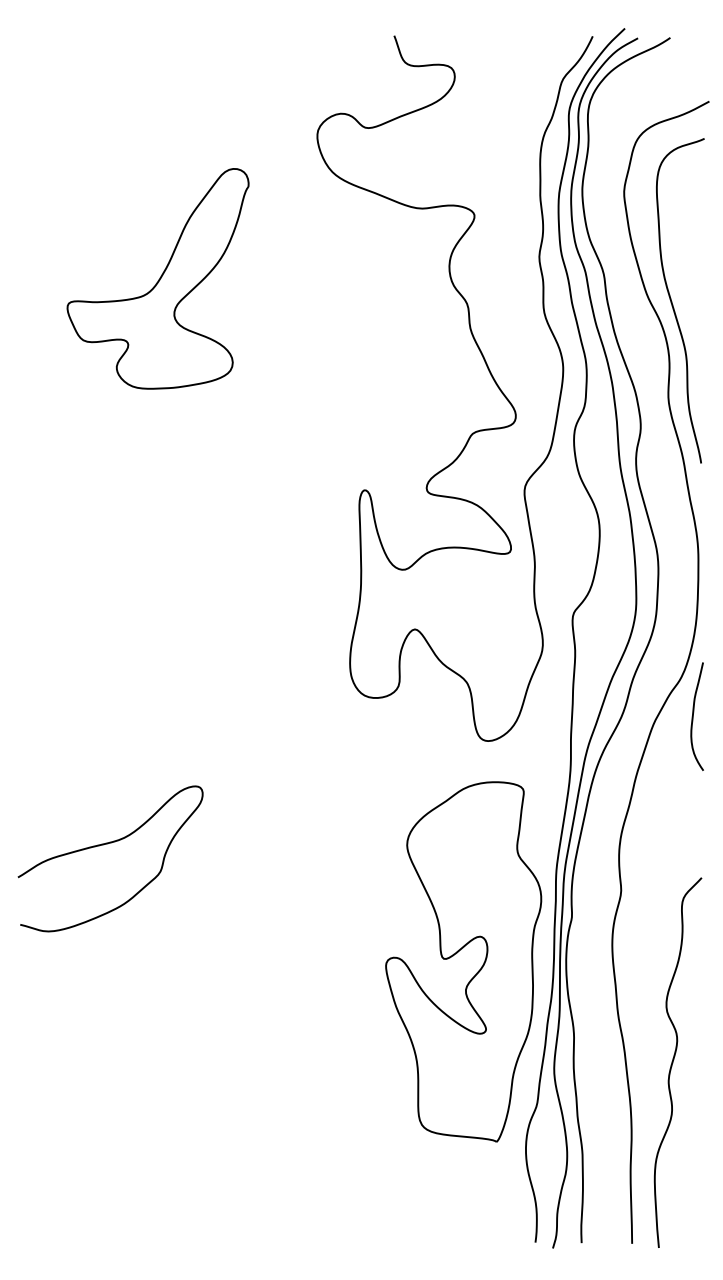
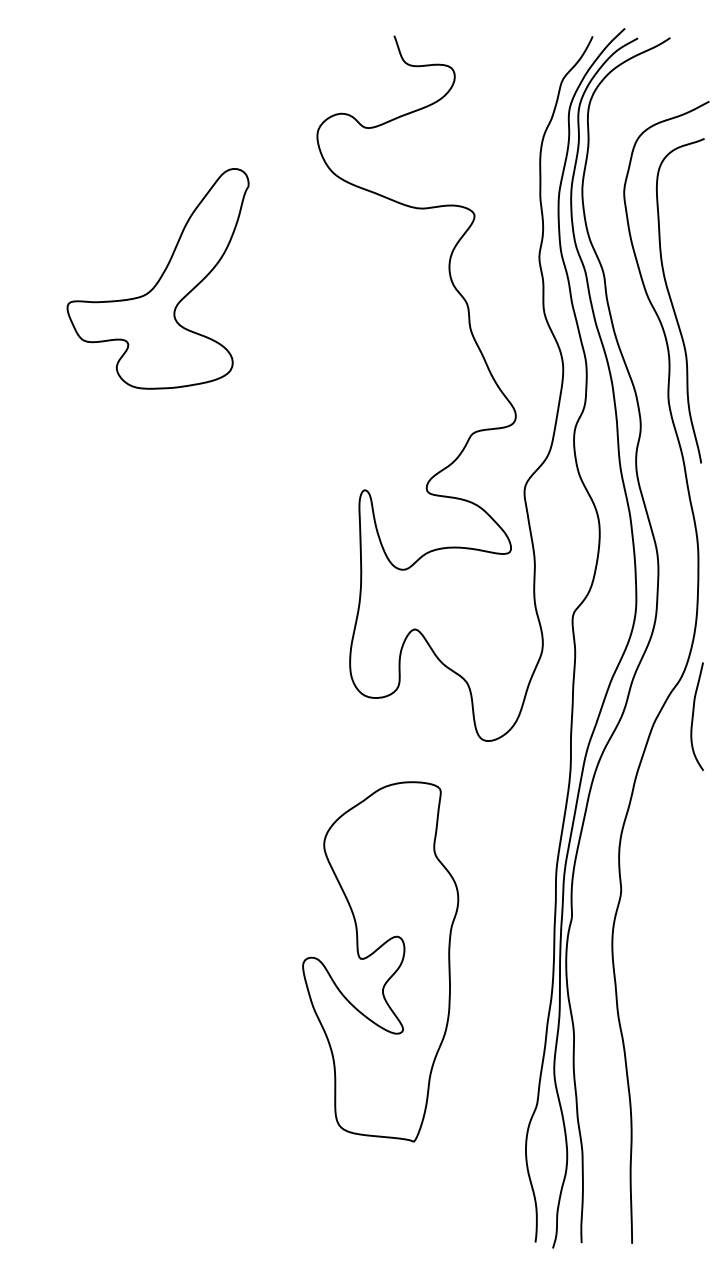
curve: present -> none (107, 844)
part position: (456, 954) -> (373, 954) (373, 954)
curve: present -> none (673, 1062)
